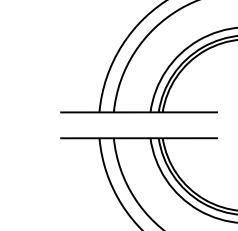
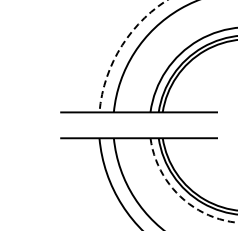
arc: solid -> dashed (120, 48)
arc: solid -> dashed (179, 196)
